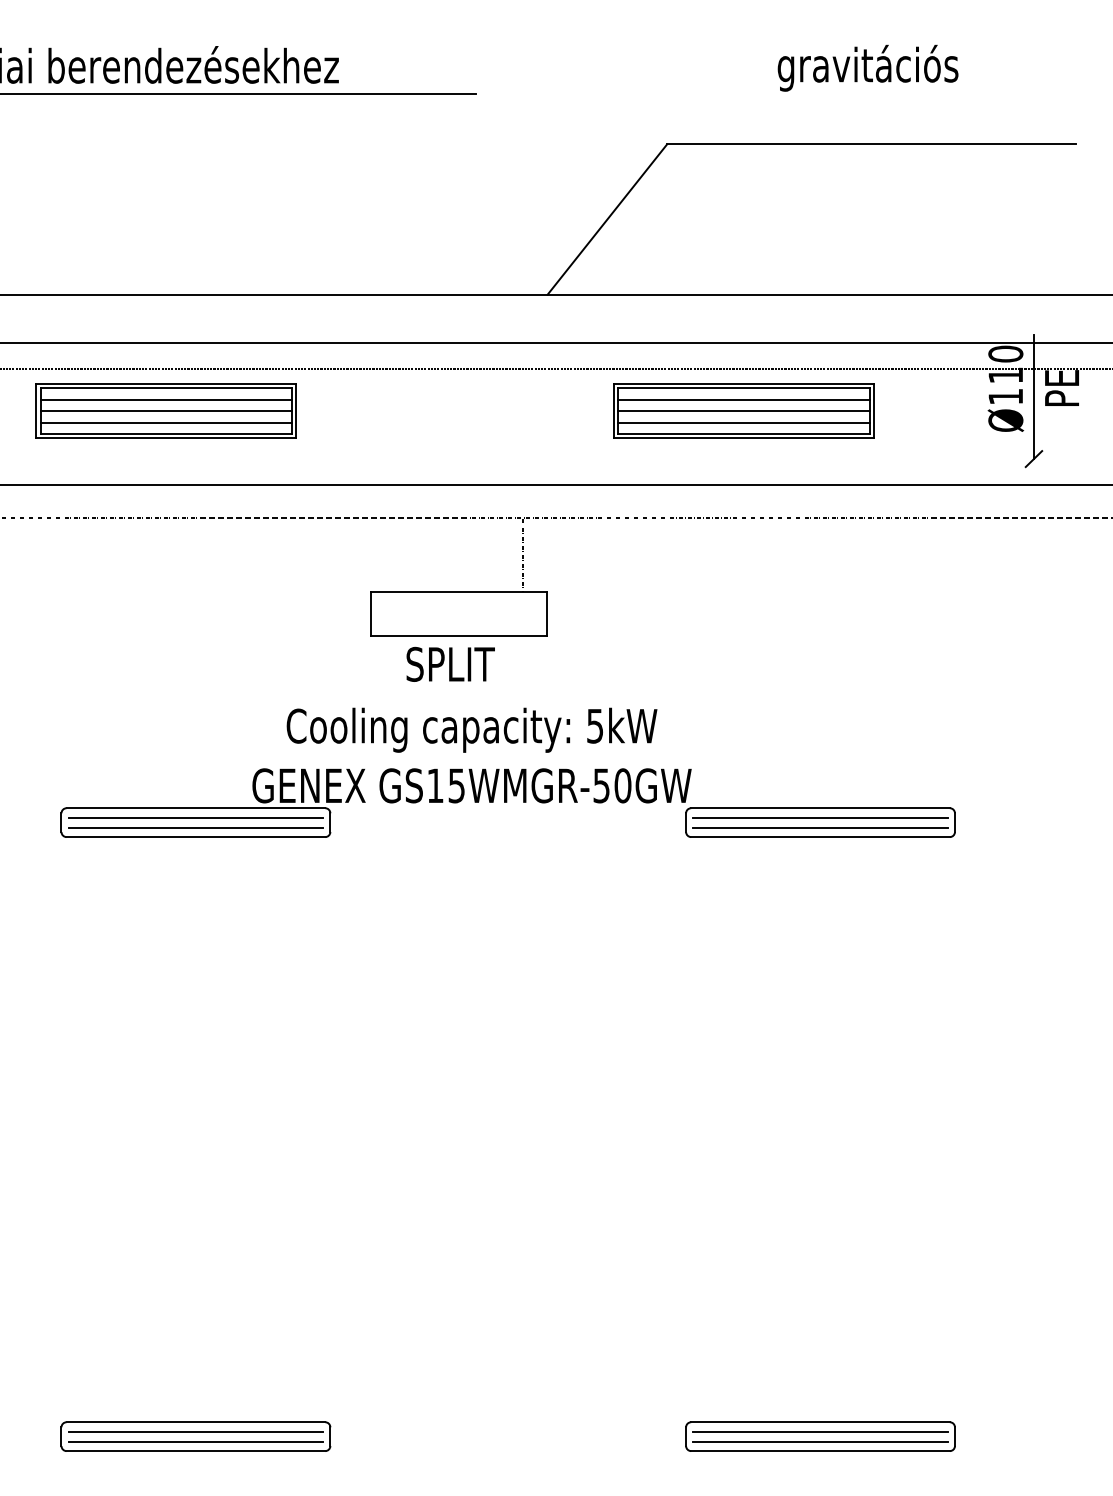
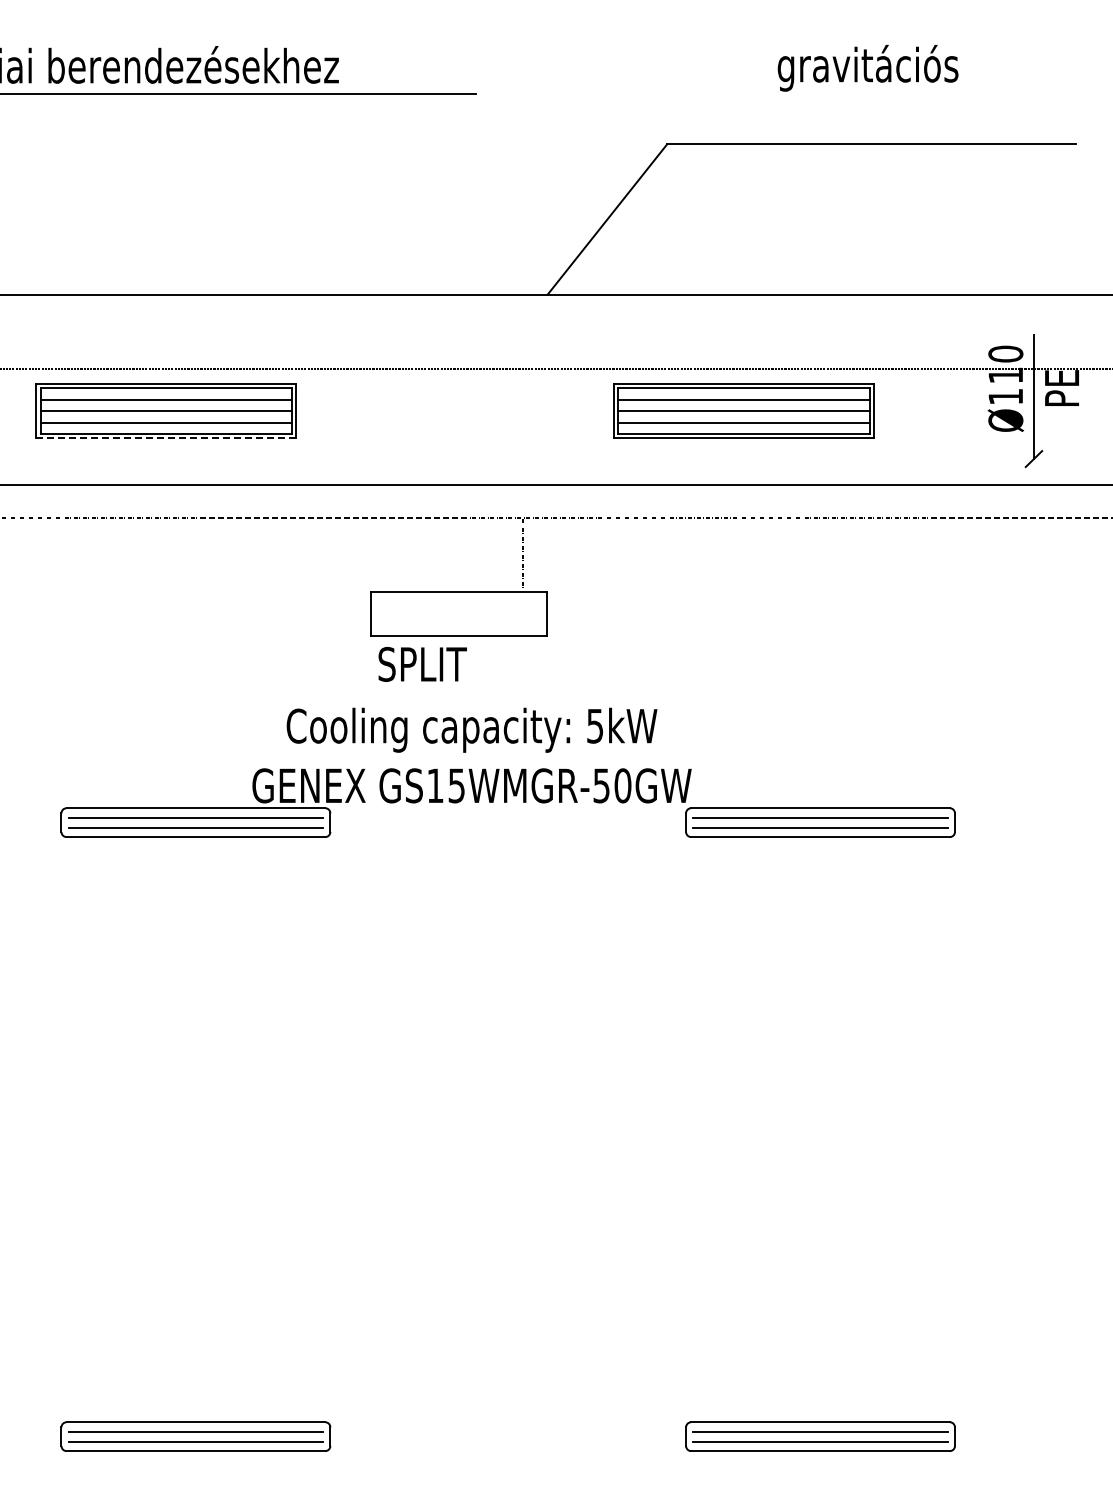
line: present -> none (555, 343)
line: solid -> dashed (166, 438)
text position: (450, 663) -> (422, 663) (422, 663)
